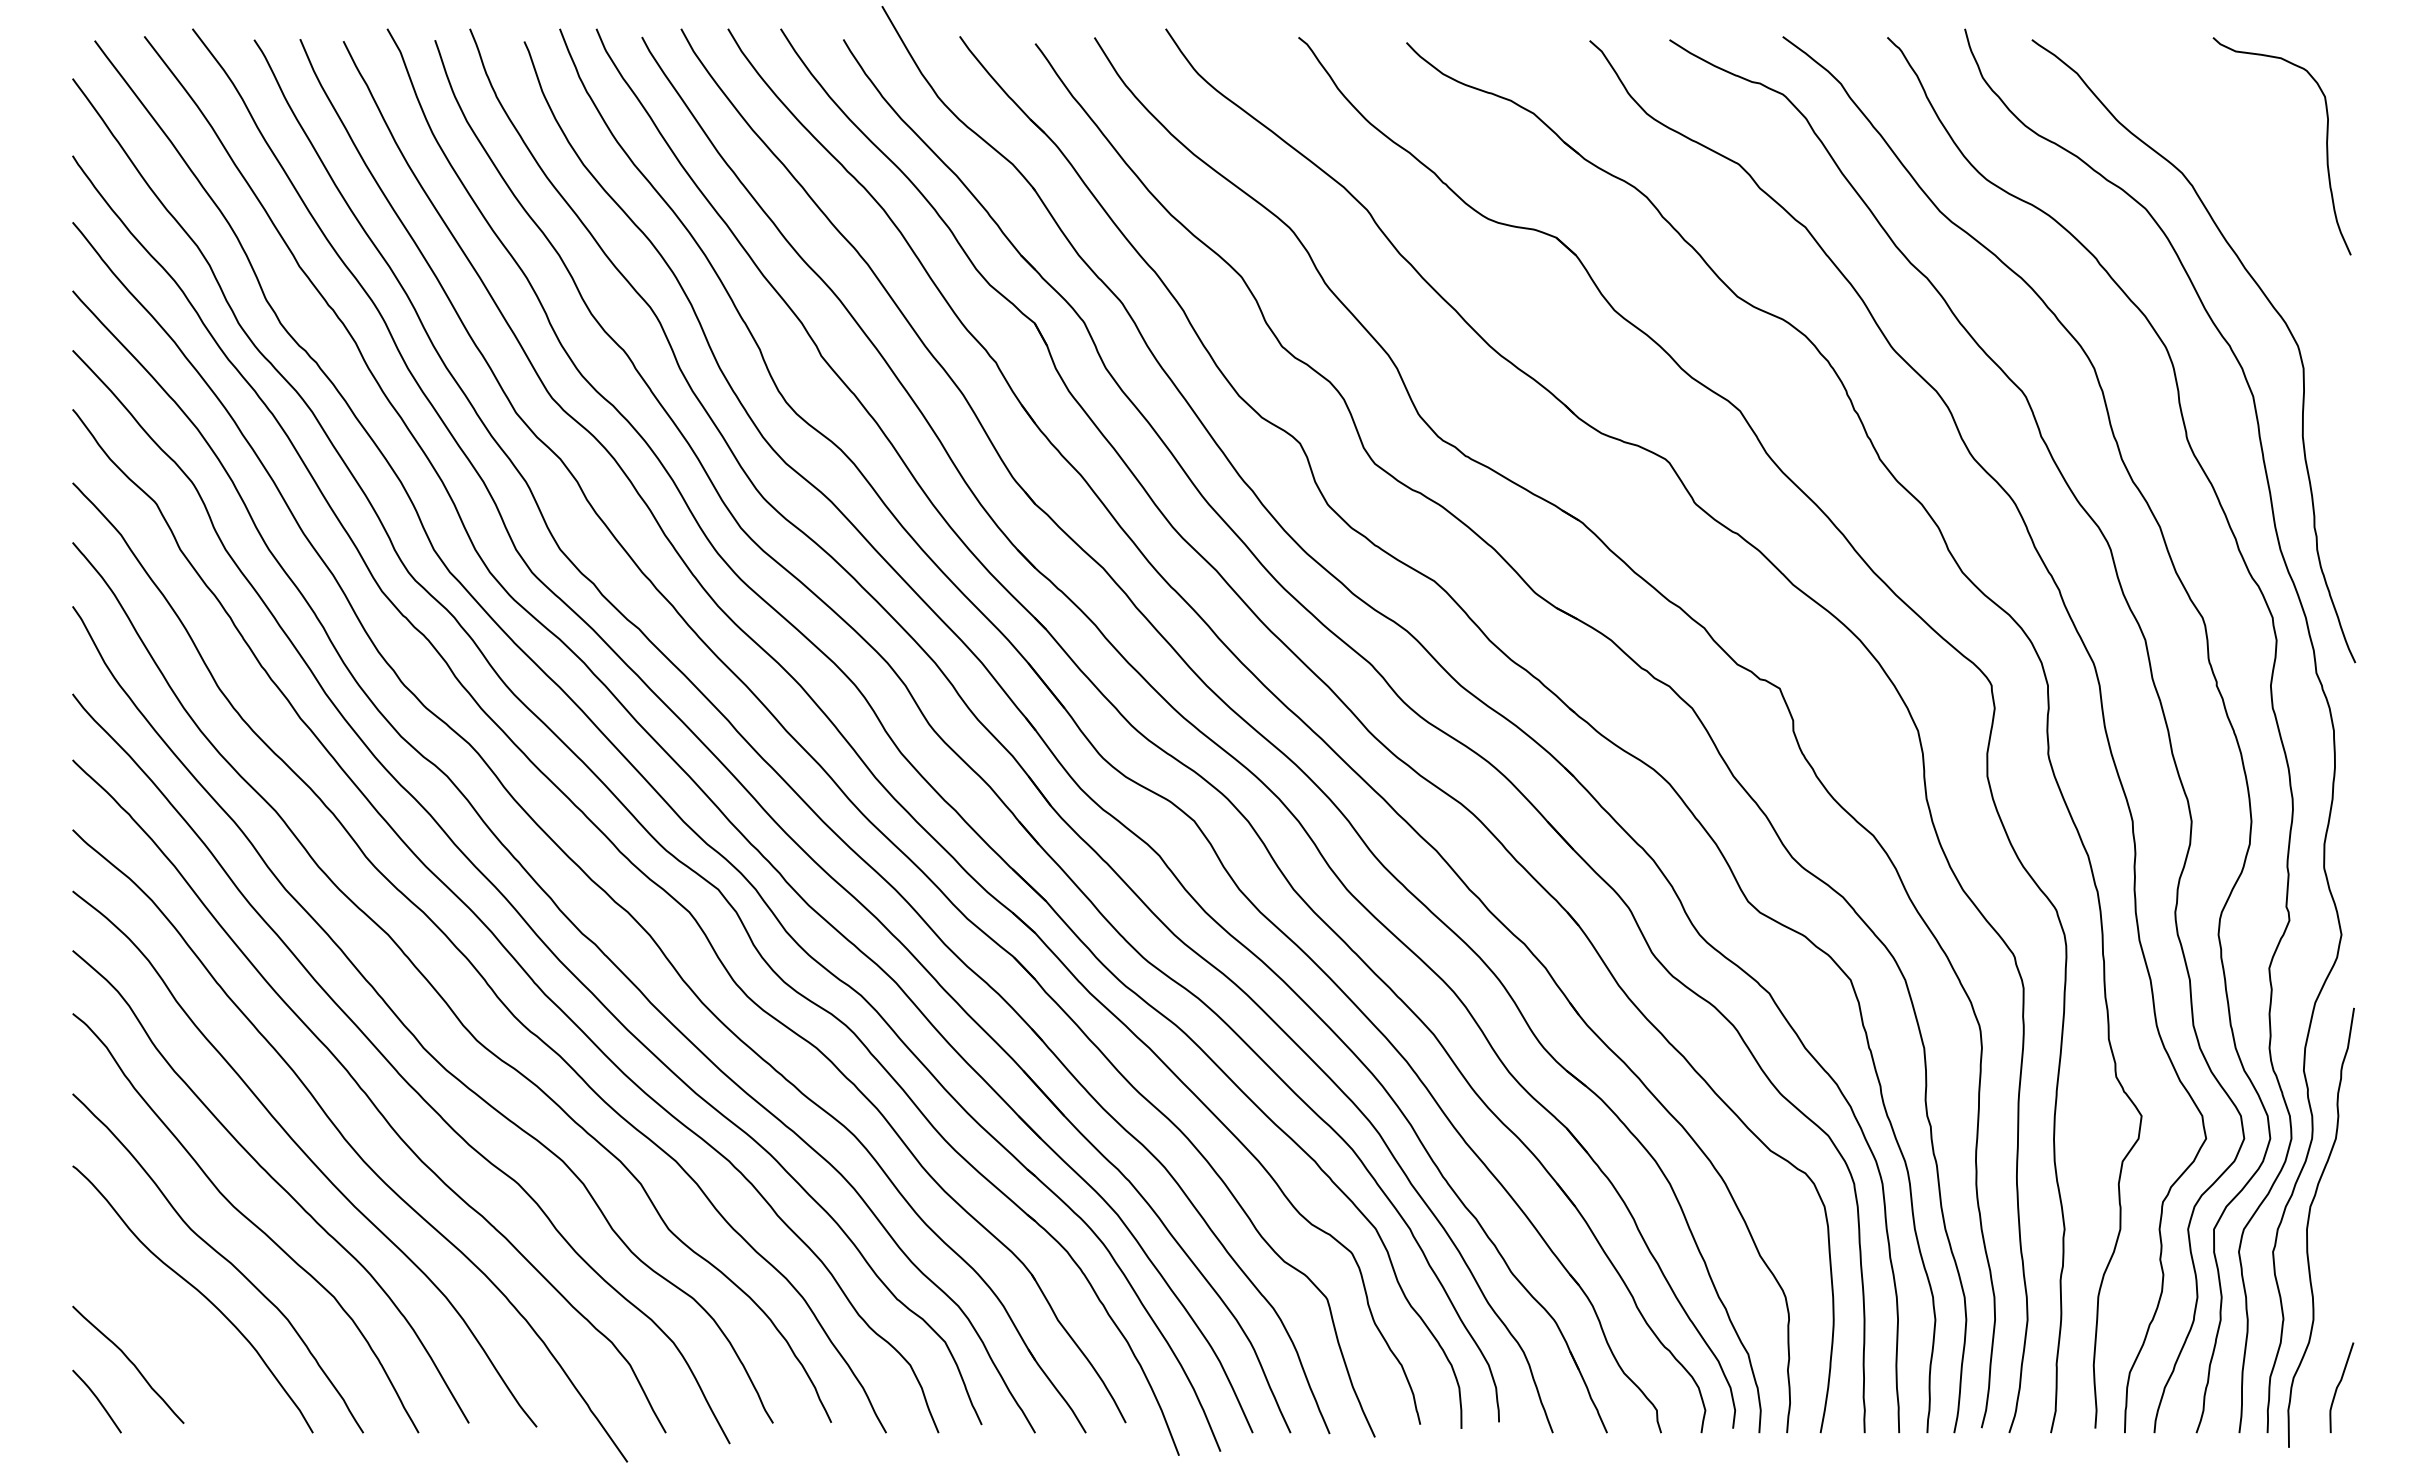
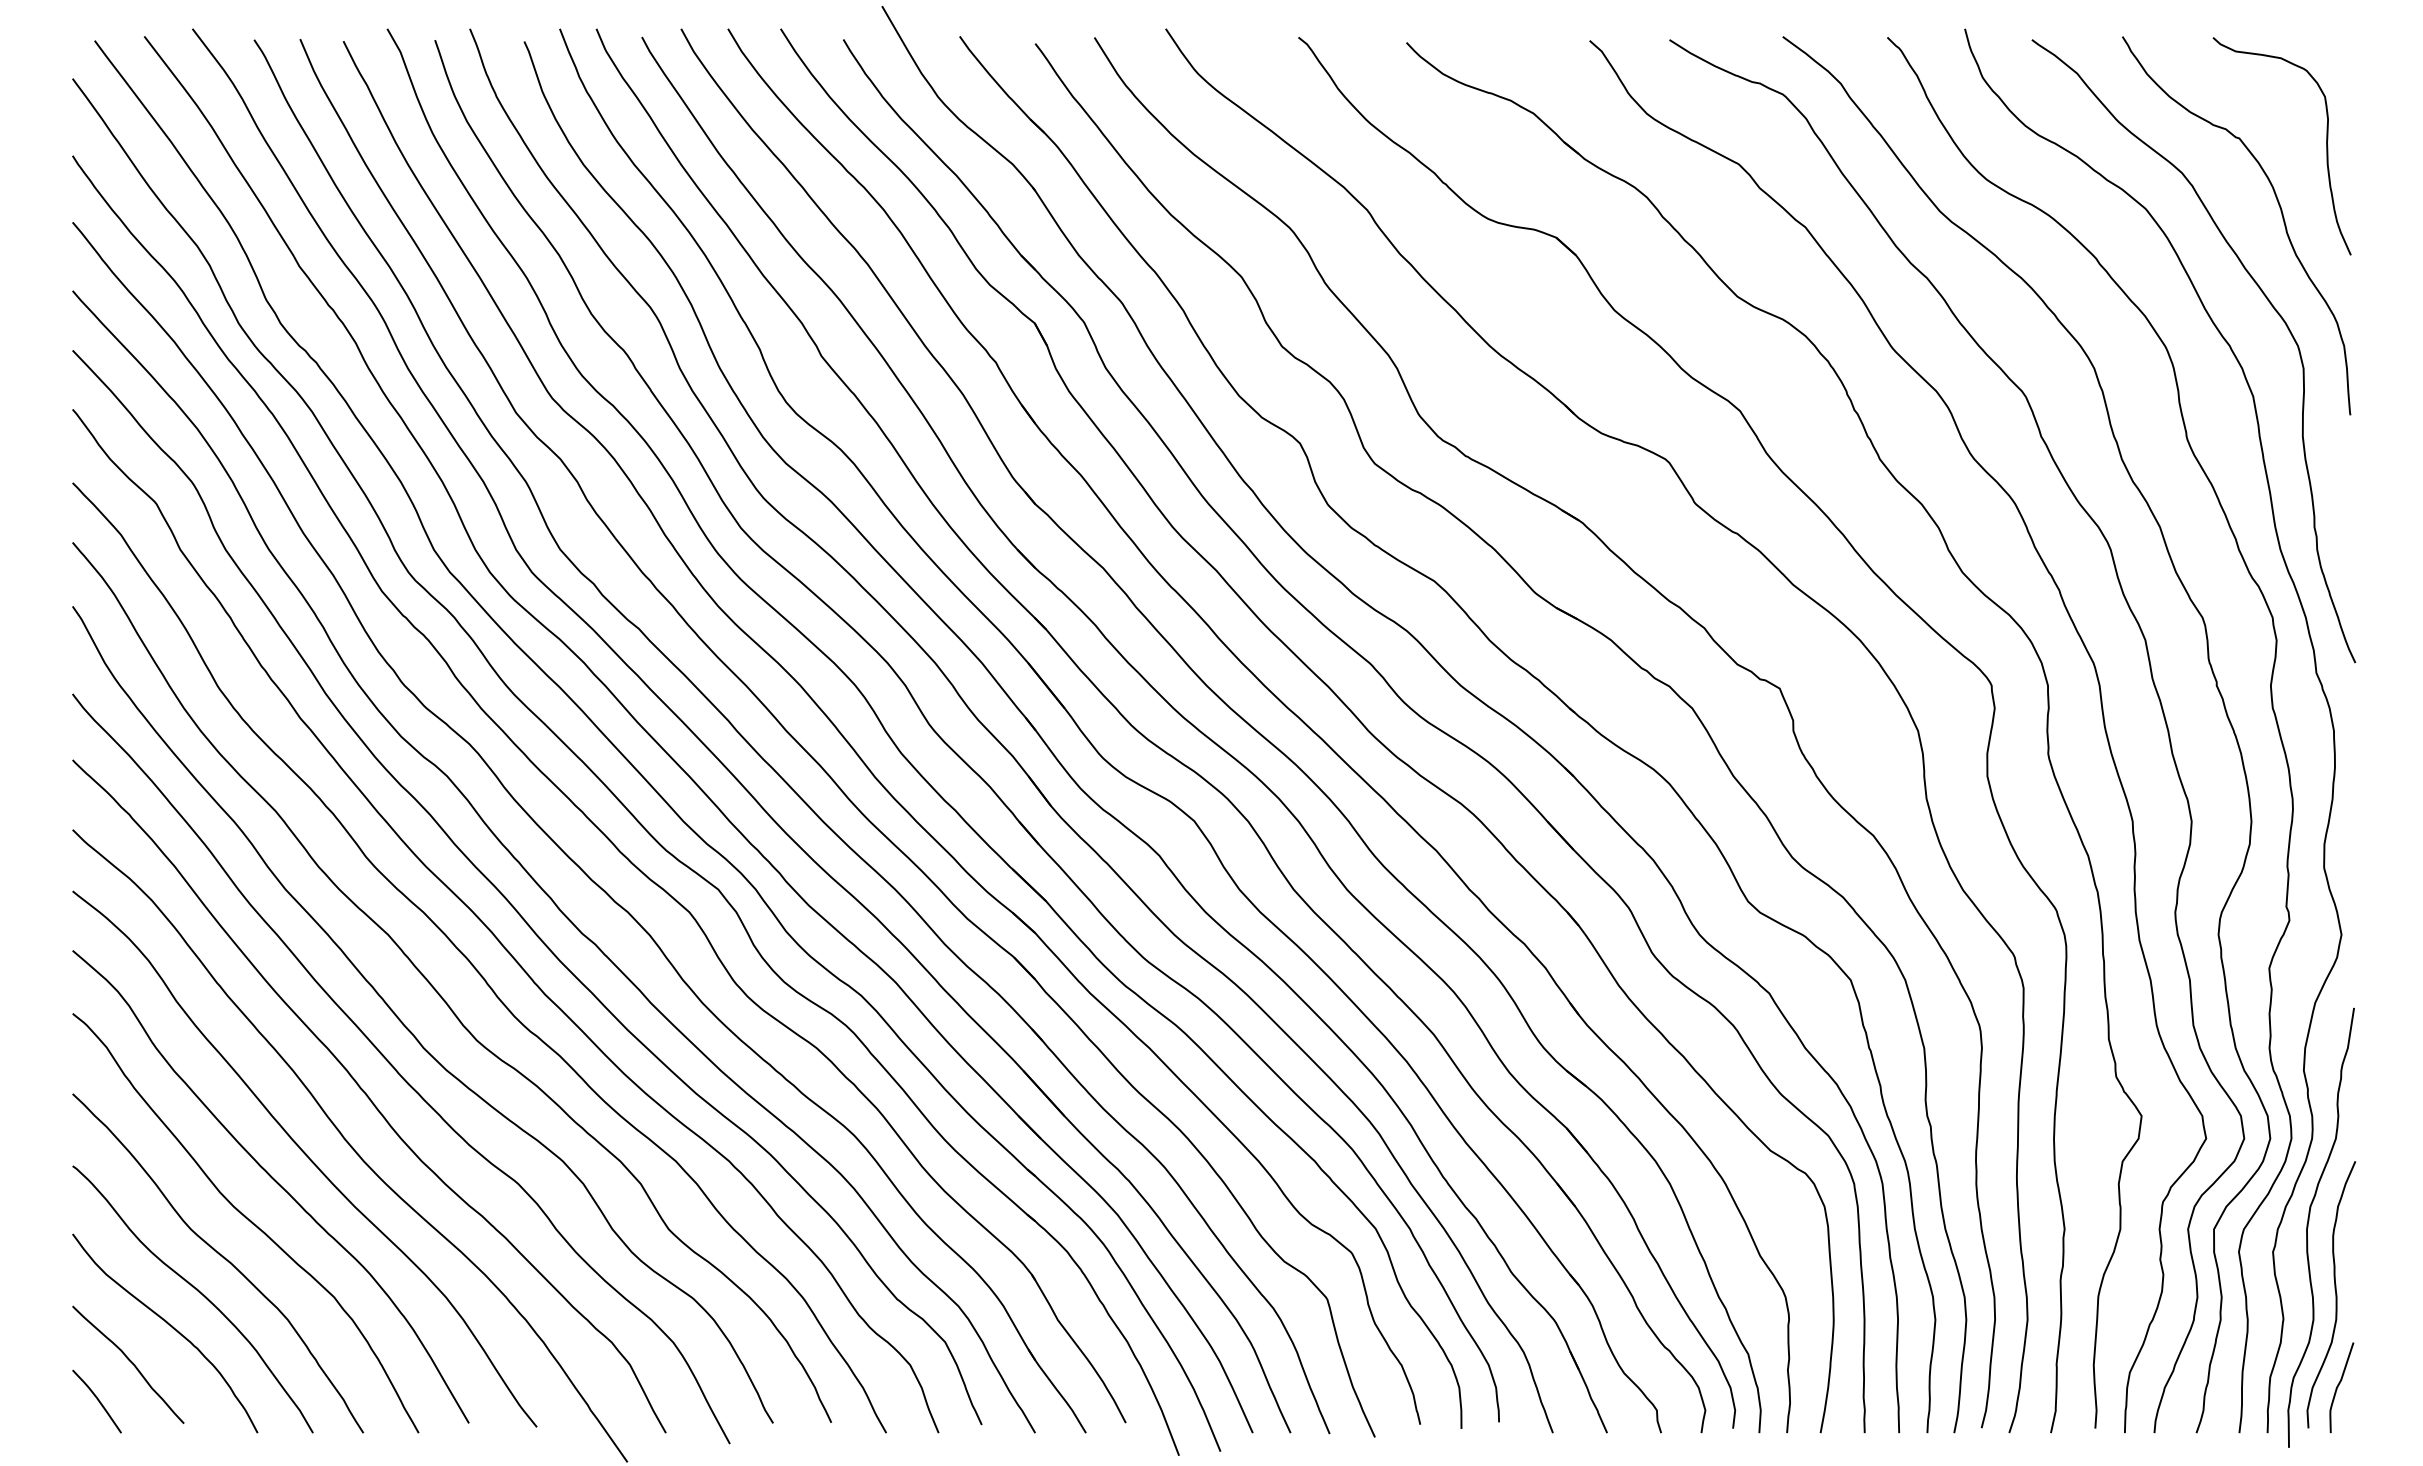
curve: none -> present (2281, 215)
curve: none -> present (2335, 1294)
curve: none -> present (171, 1327)
